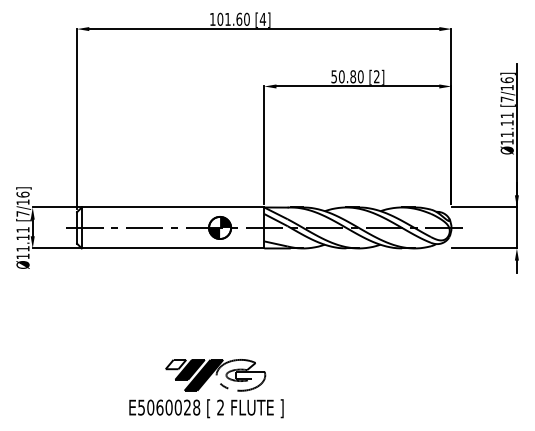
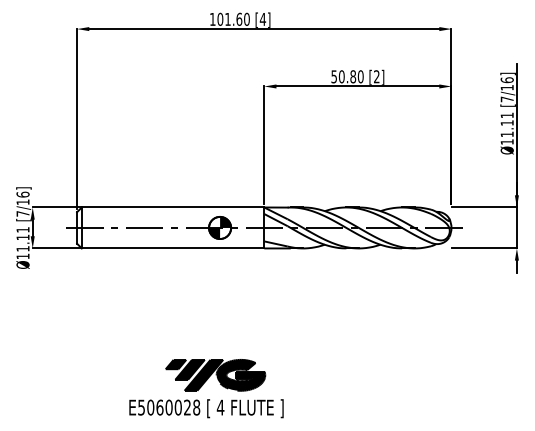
fill: none -> present (175, 364)
fill: none -> present (240, 374)
text: 2 -> 4 (220, 407)
